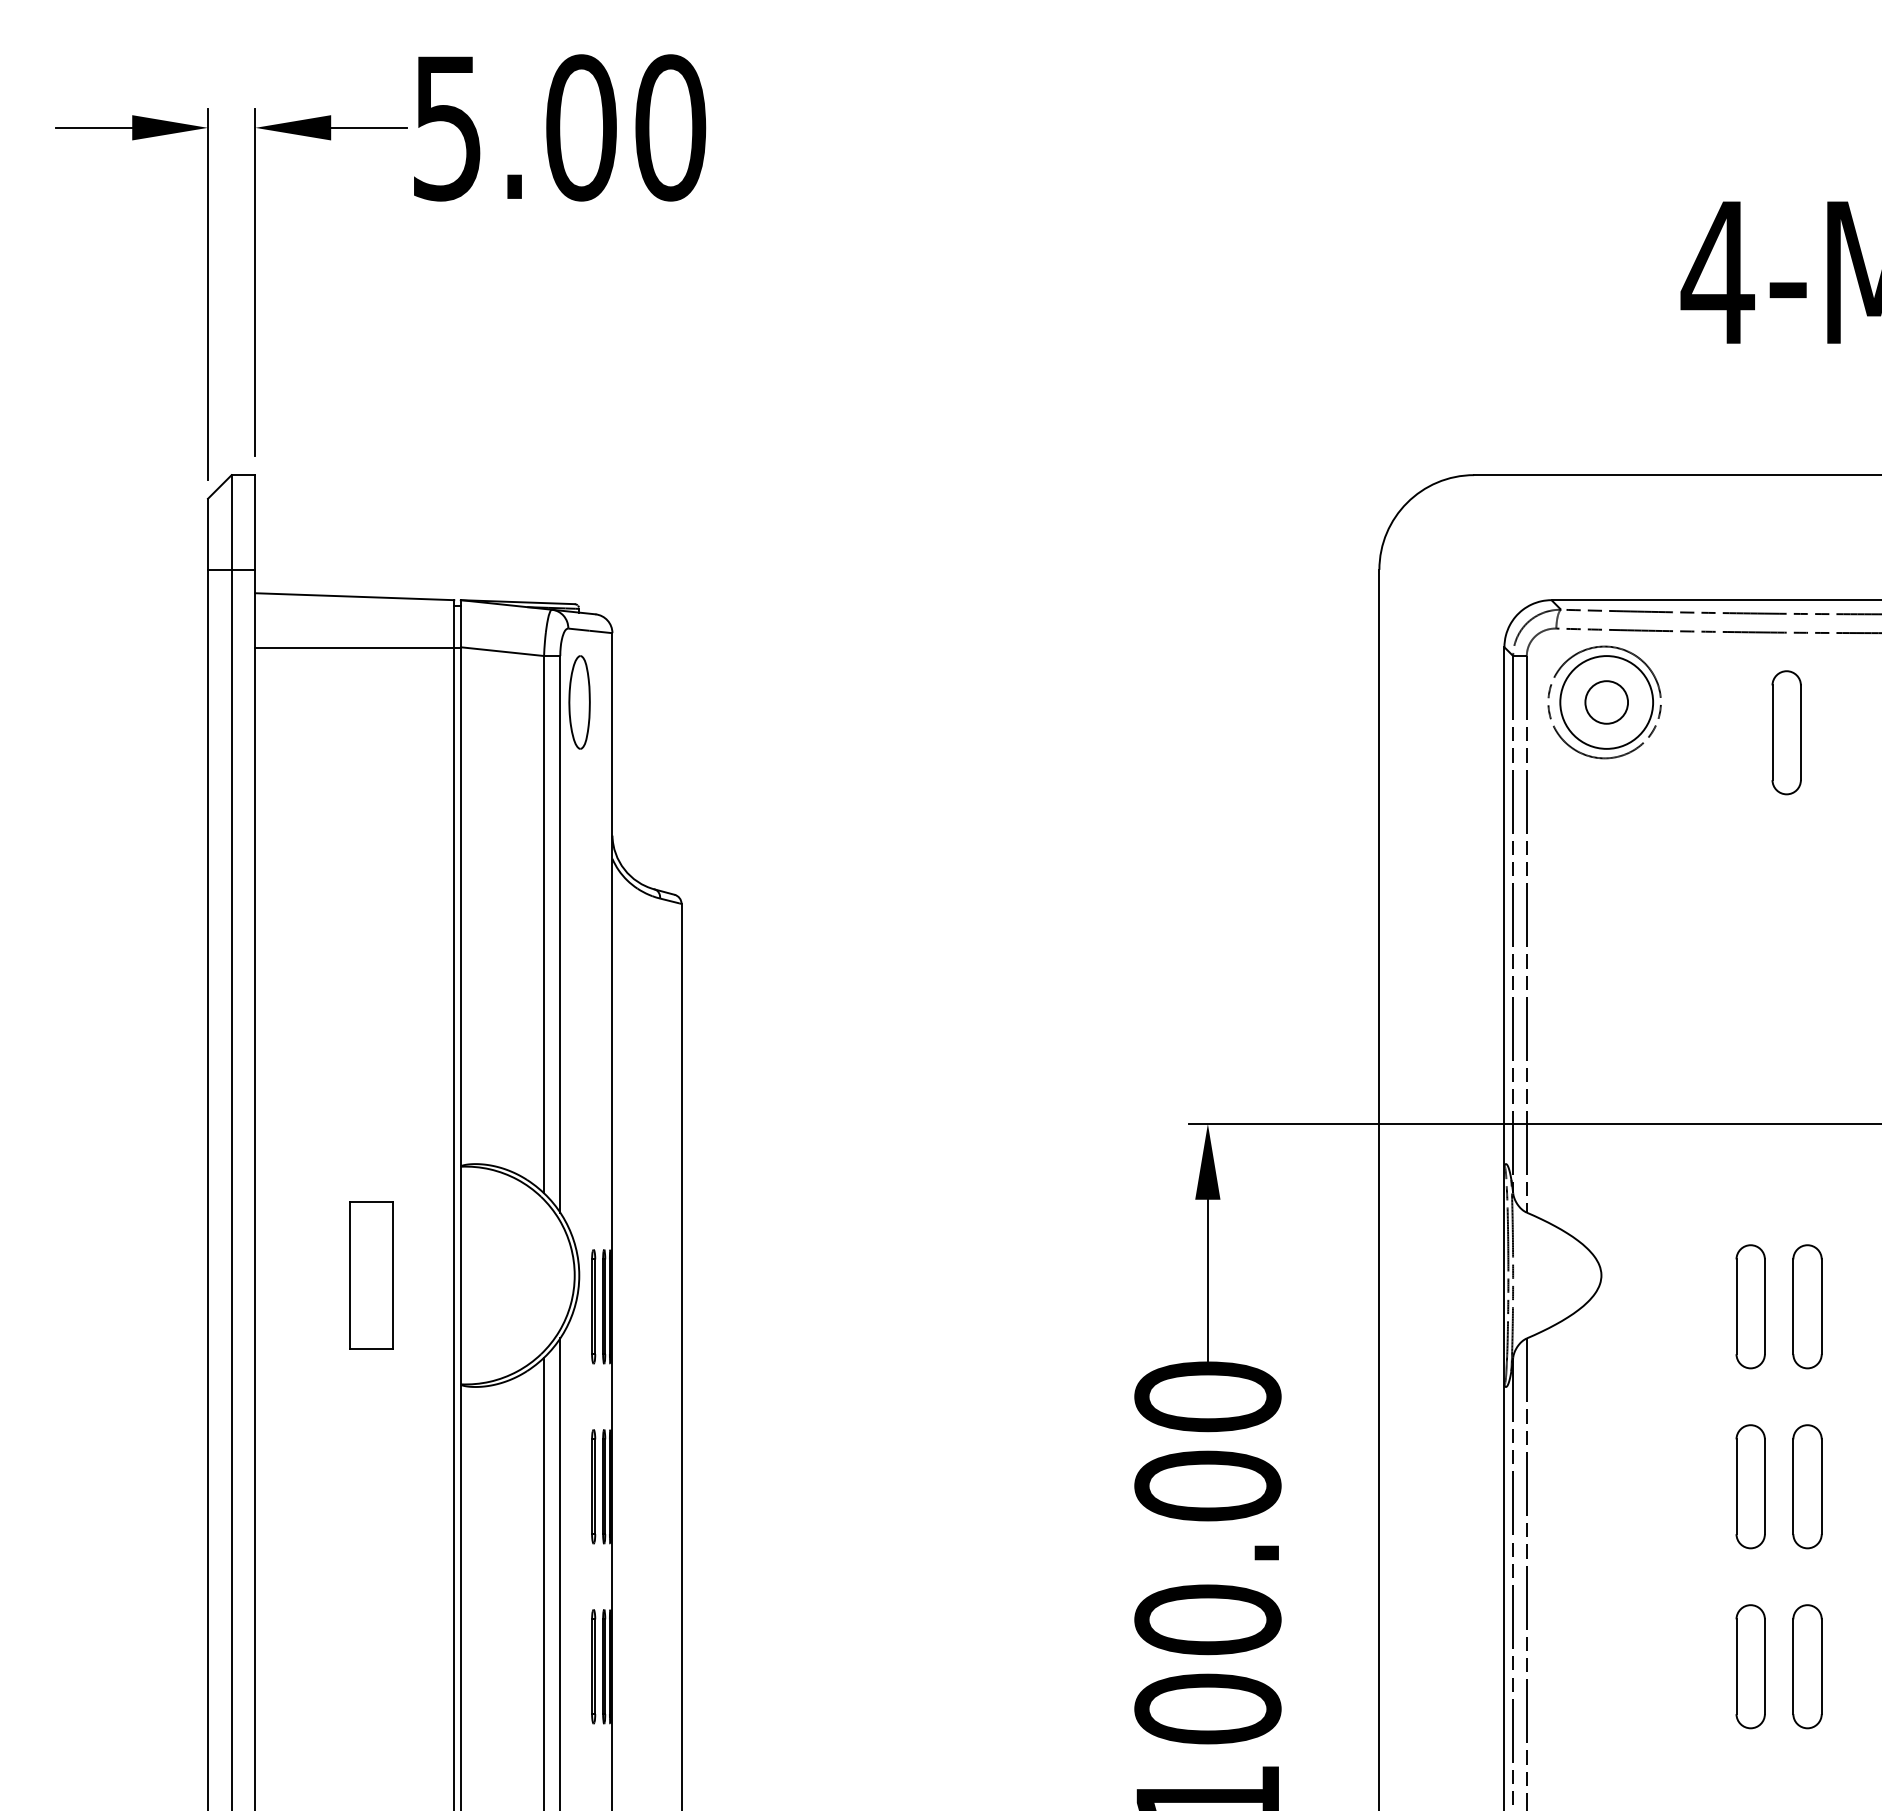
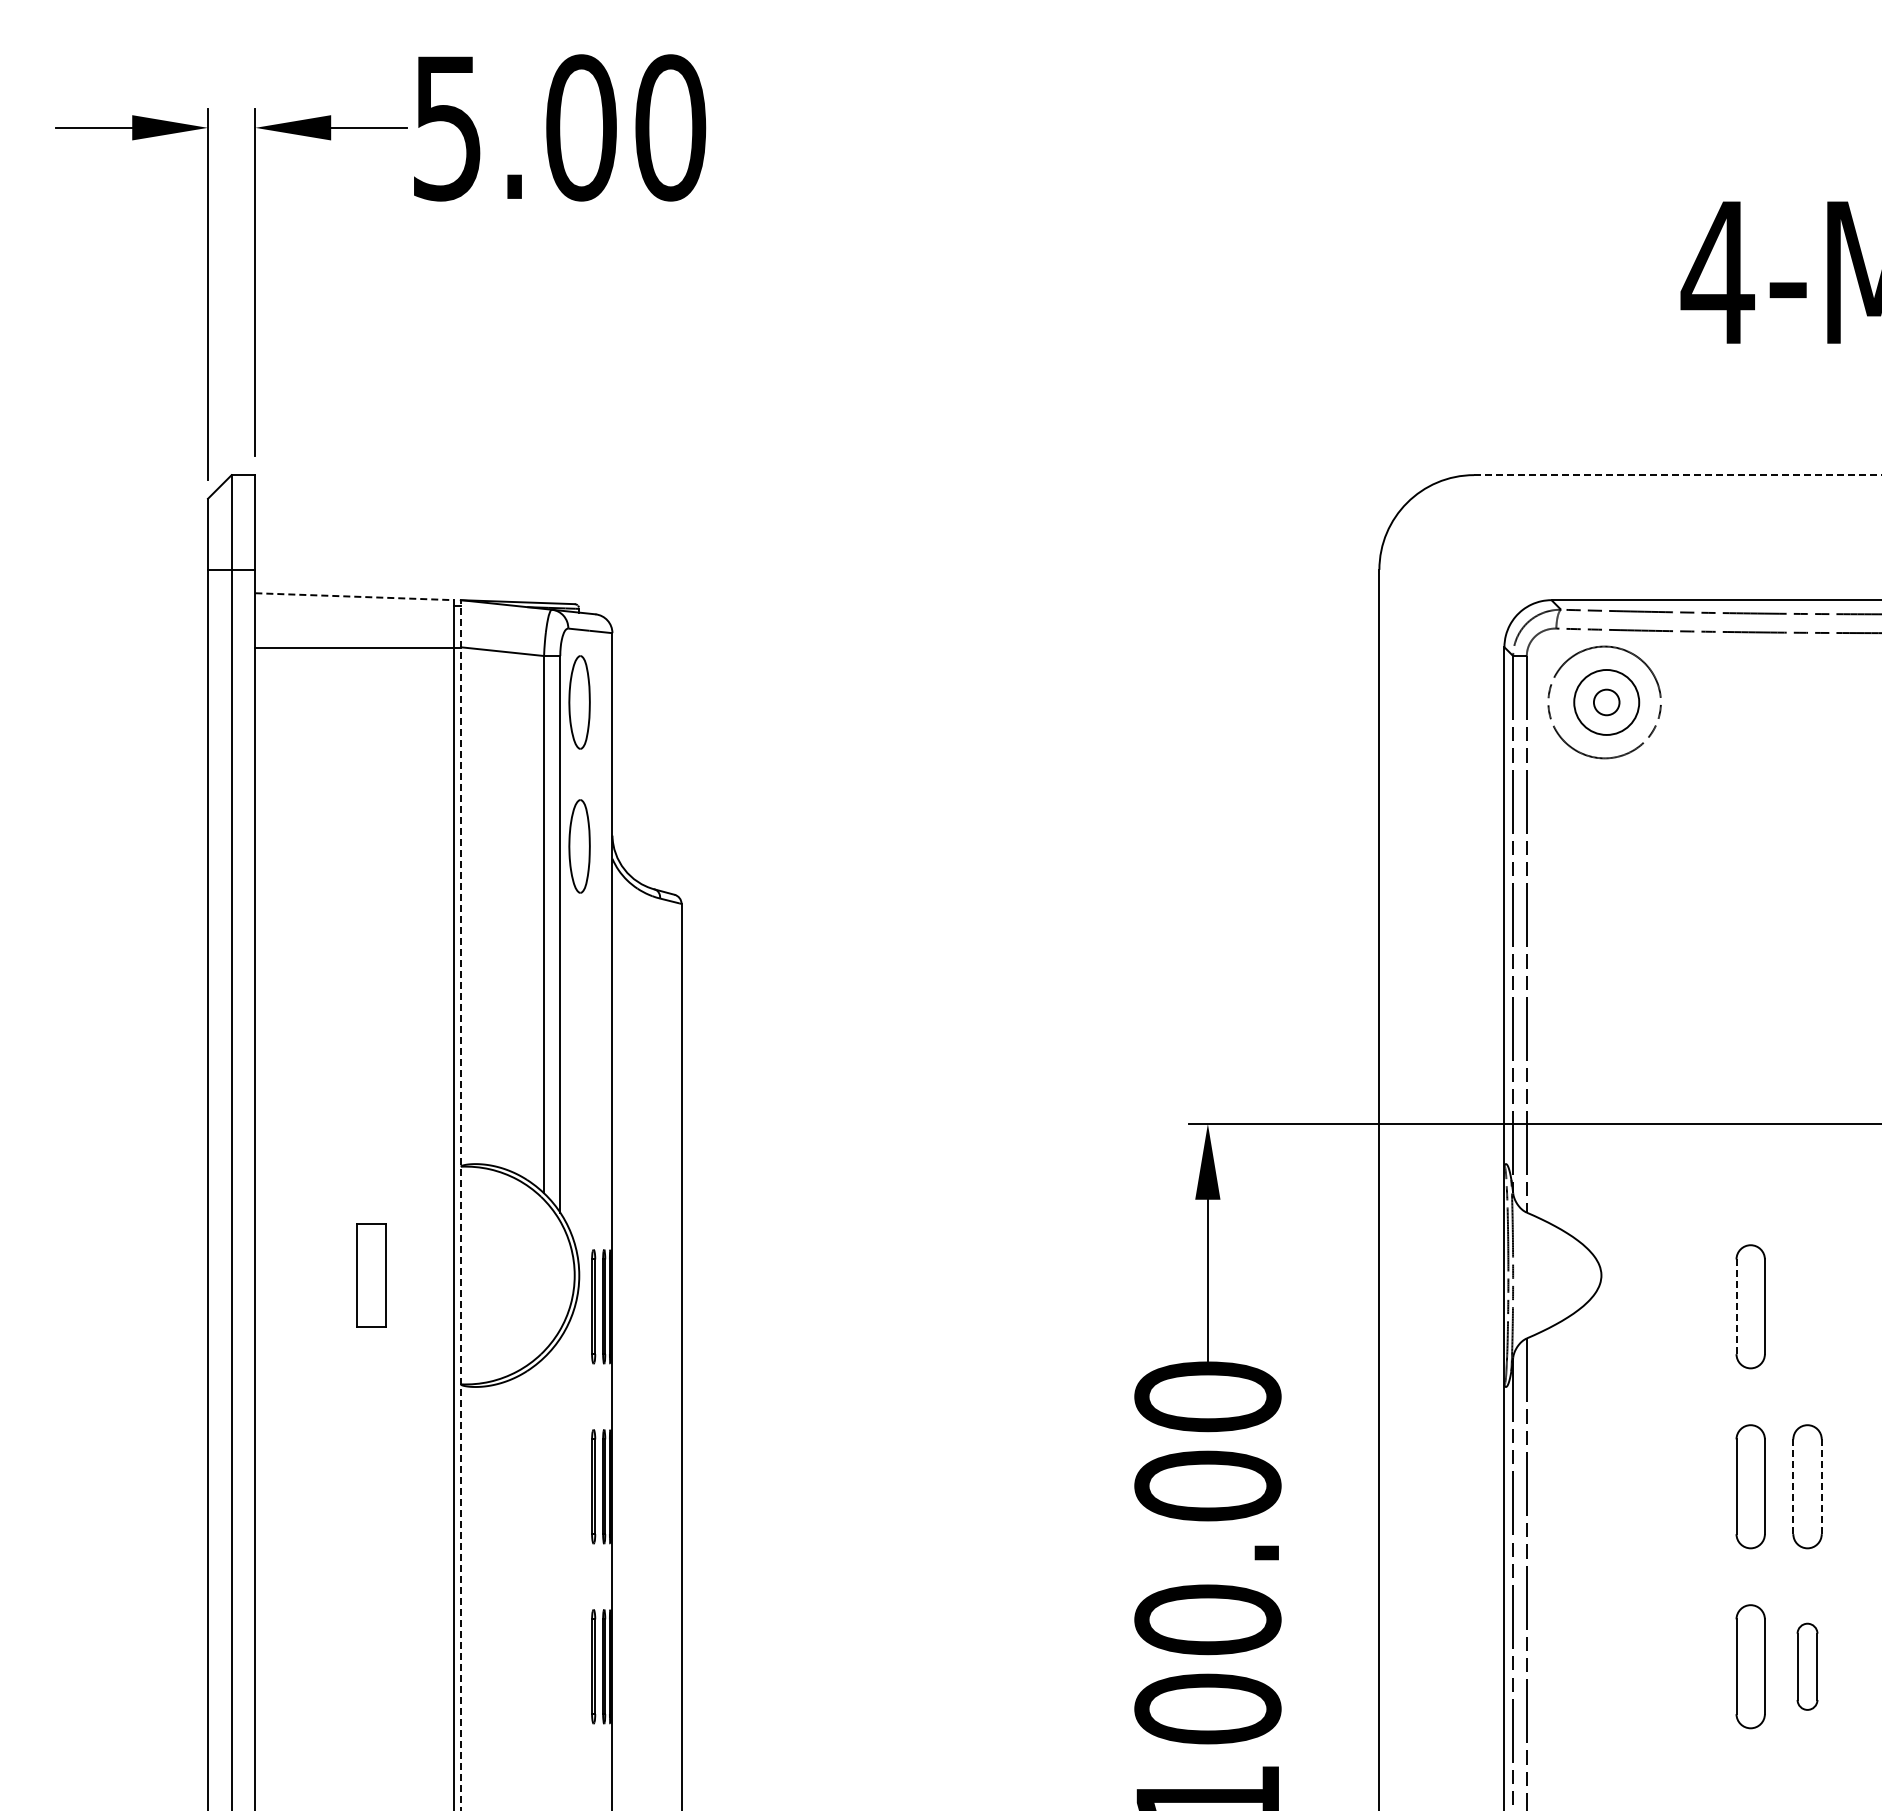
line: solid -> dashed (1678, 475)
line: solid -> dashed (354, 596)
circle diameter: 43 px -> 26 px (1606, 702)
circle diameter: 93 px -> 65 px (1606, 701)
part: present -> none (1786, 732)
part: none -> present (579, 846)
line: solid -> dashed (460, 1205)
part size: 45x149 px -> 31x105 px (371, 1275)
line: solid -> dashed (1736, 1306)
part: present -> none (1807, 1306)
line: solid -> dashed (1793, 1486)
line: solid -> dashed (1821, 1486)
line: present -> none (560, 1572)
line: present -> none (544, 1582)
part size: 31x126 px -> 23x89 px (1807, 1666)
